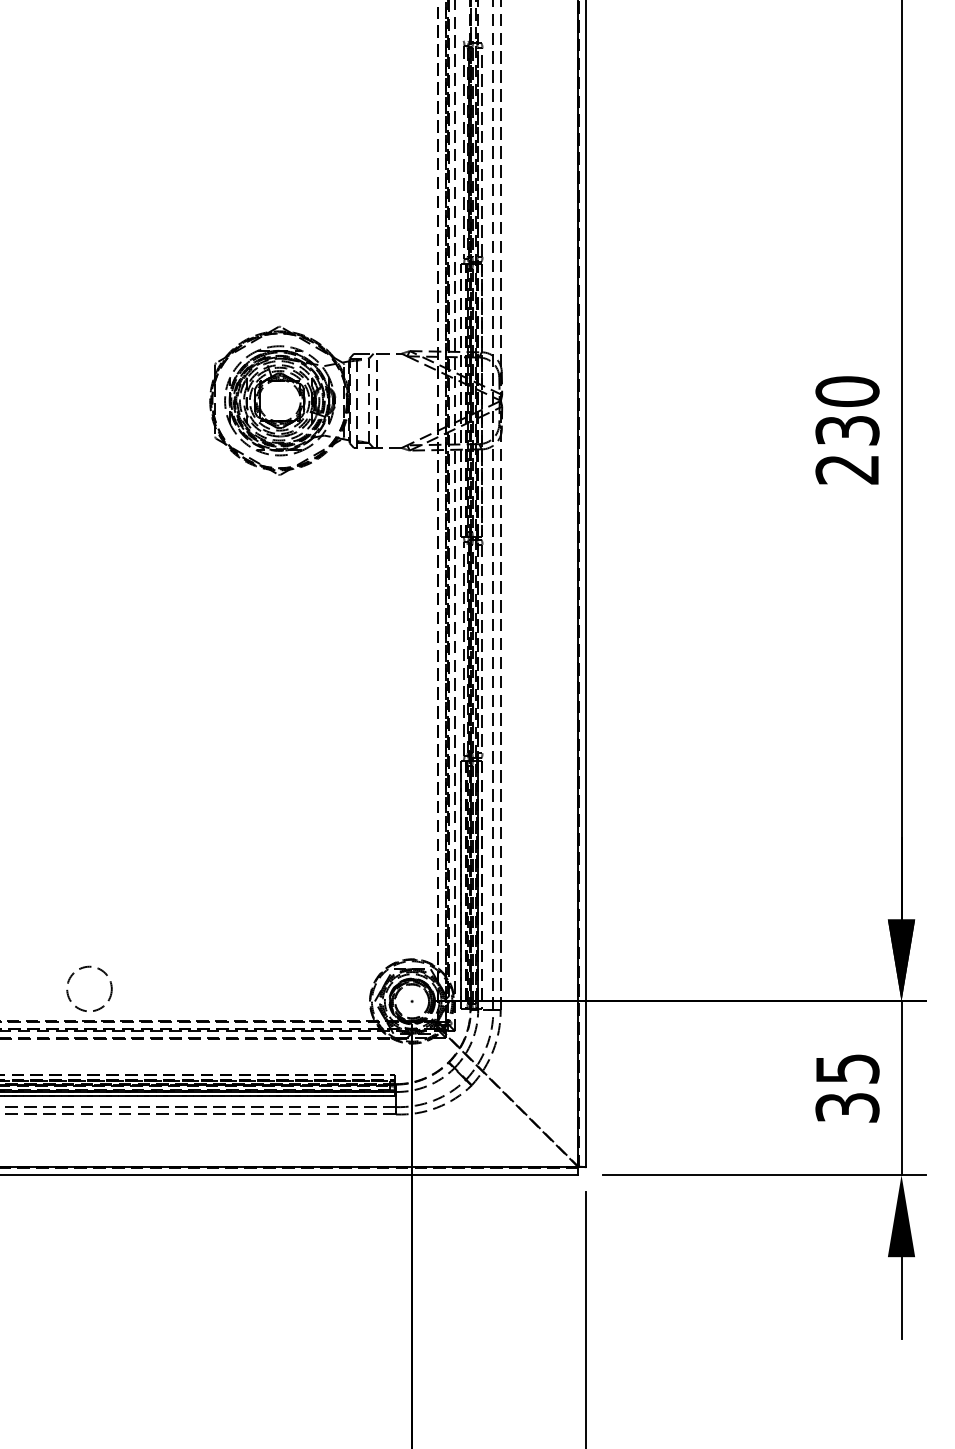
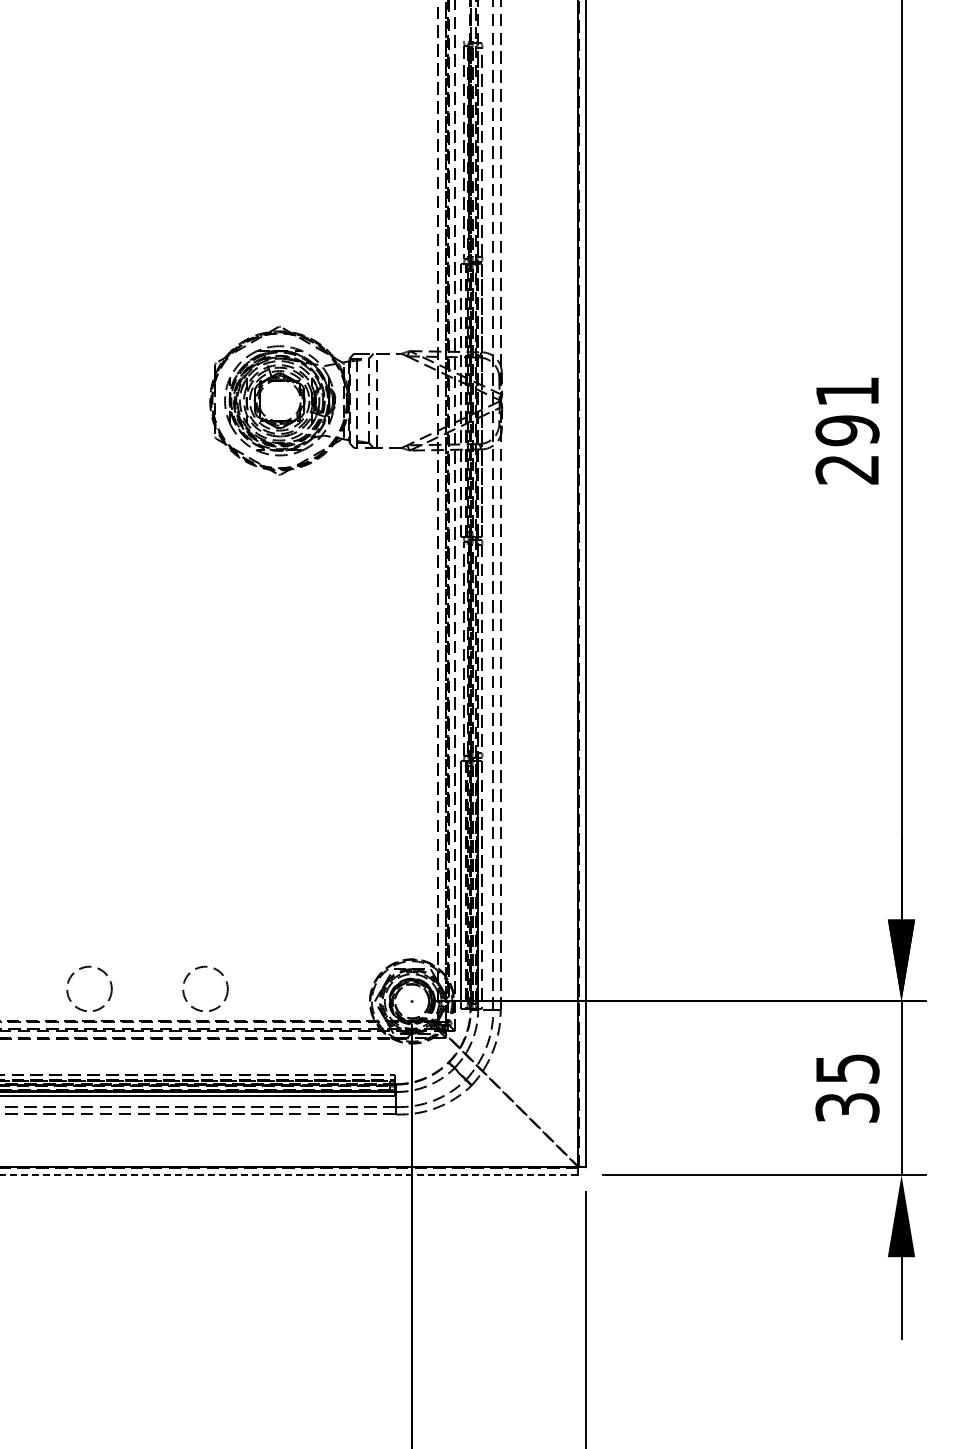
text: 230 -> 291 (847, 411)
circle: none -> present (205, 988)
line: solid -> dashed (289, 1175)
